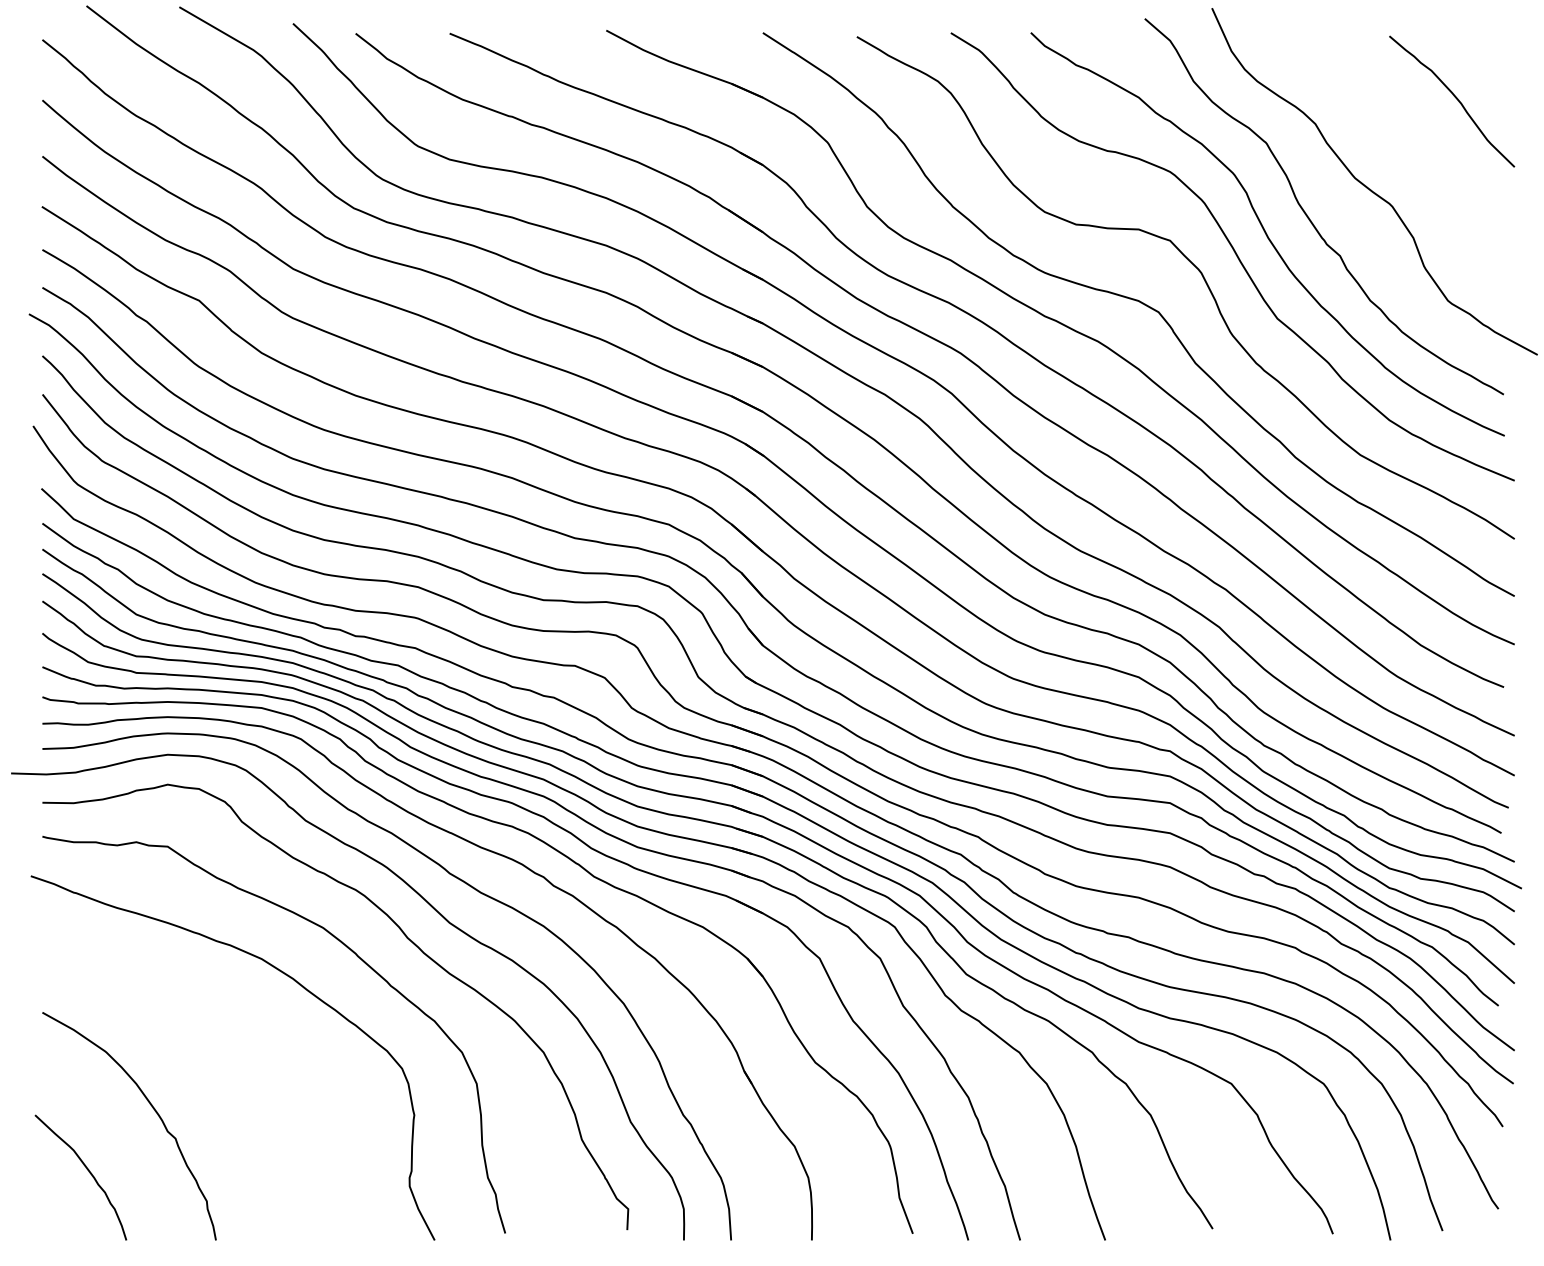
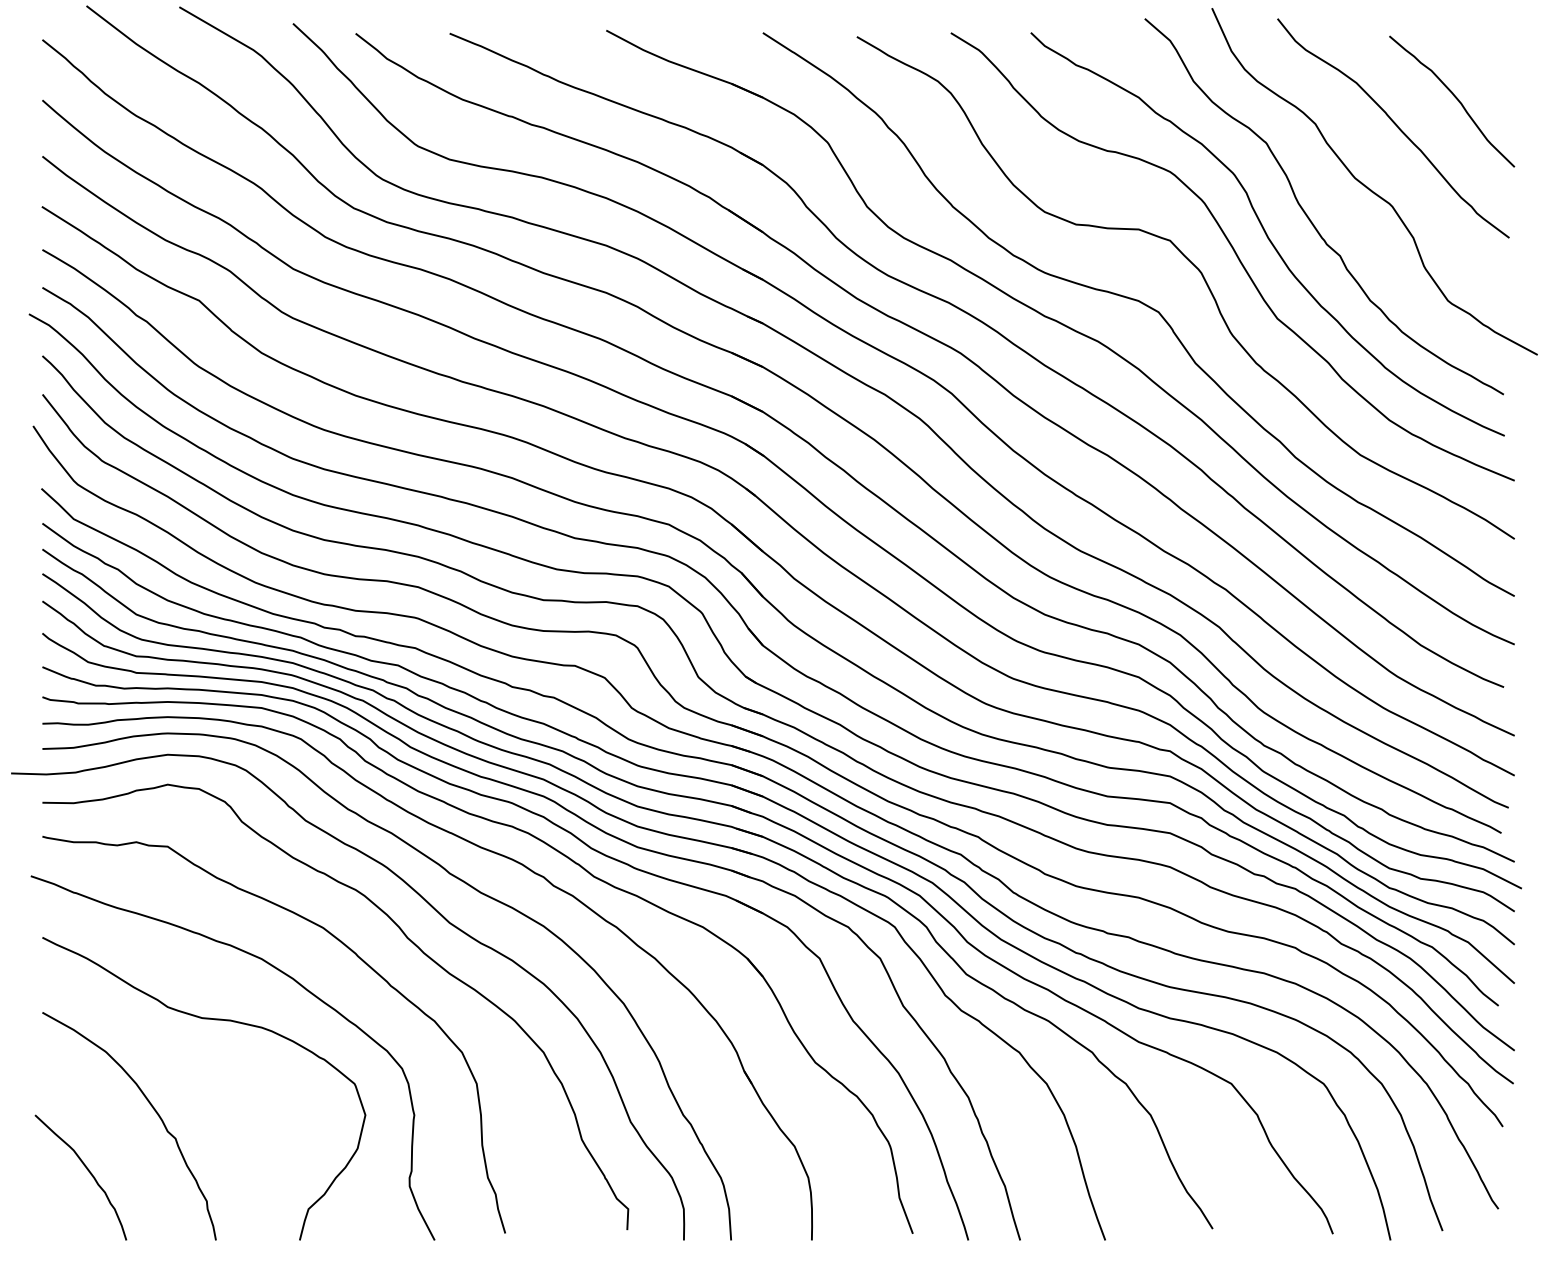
curve: none -> present (1395, 125)
curve: none -> present (214, 1020)
